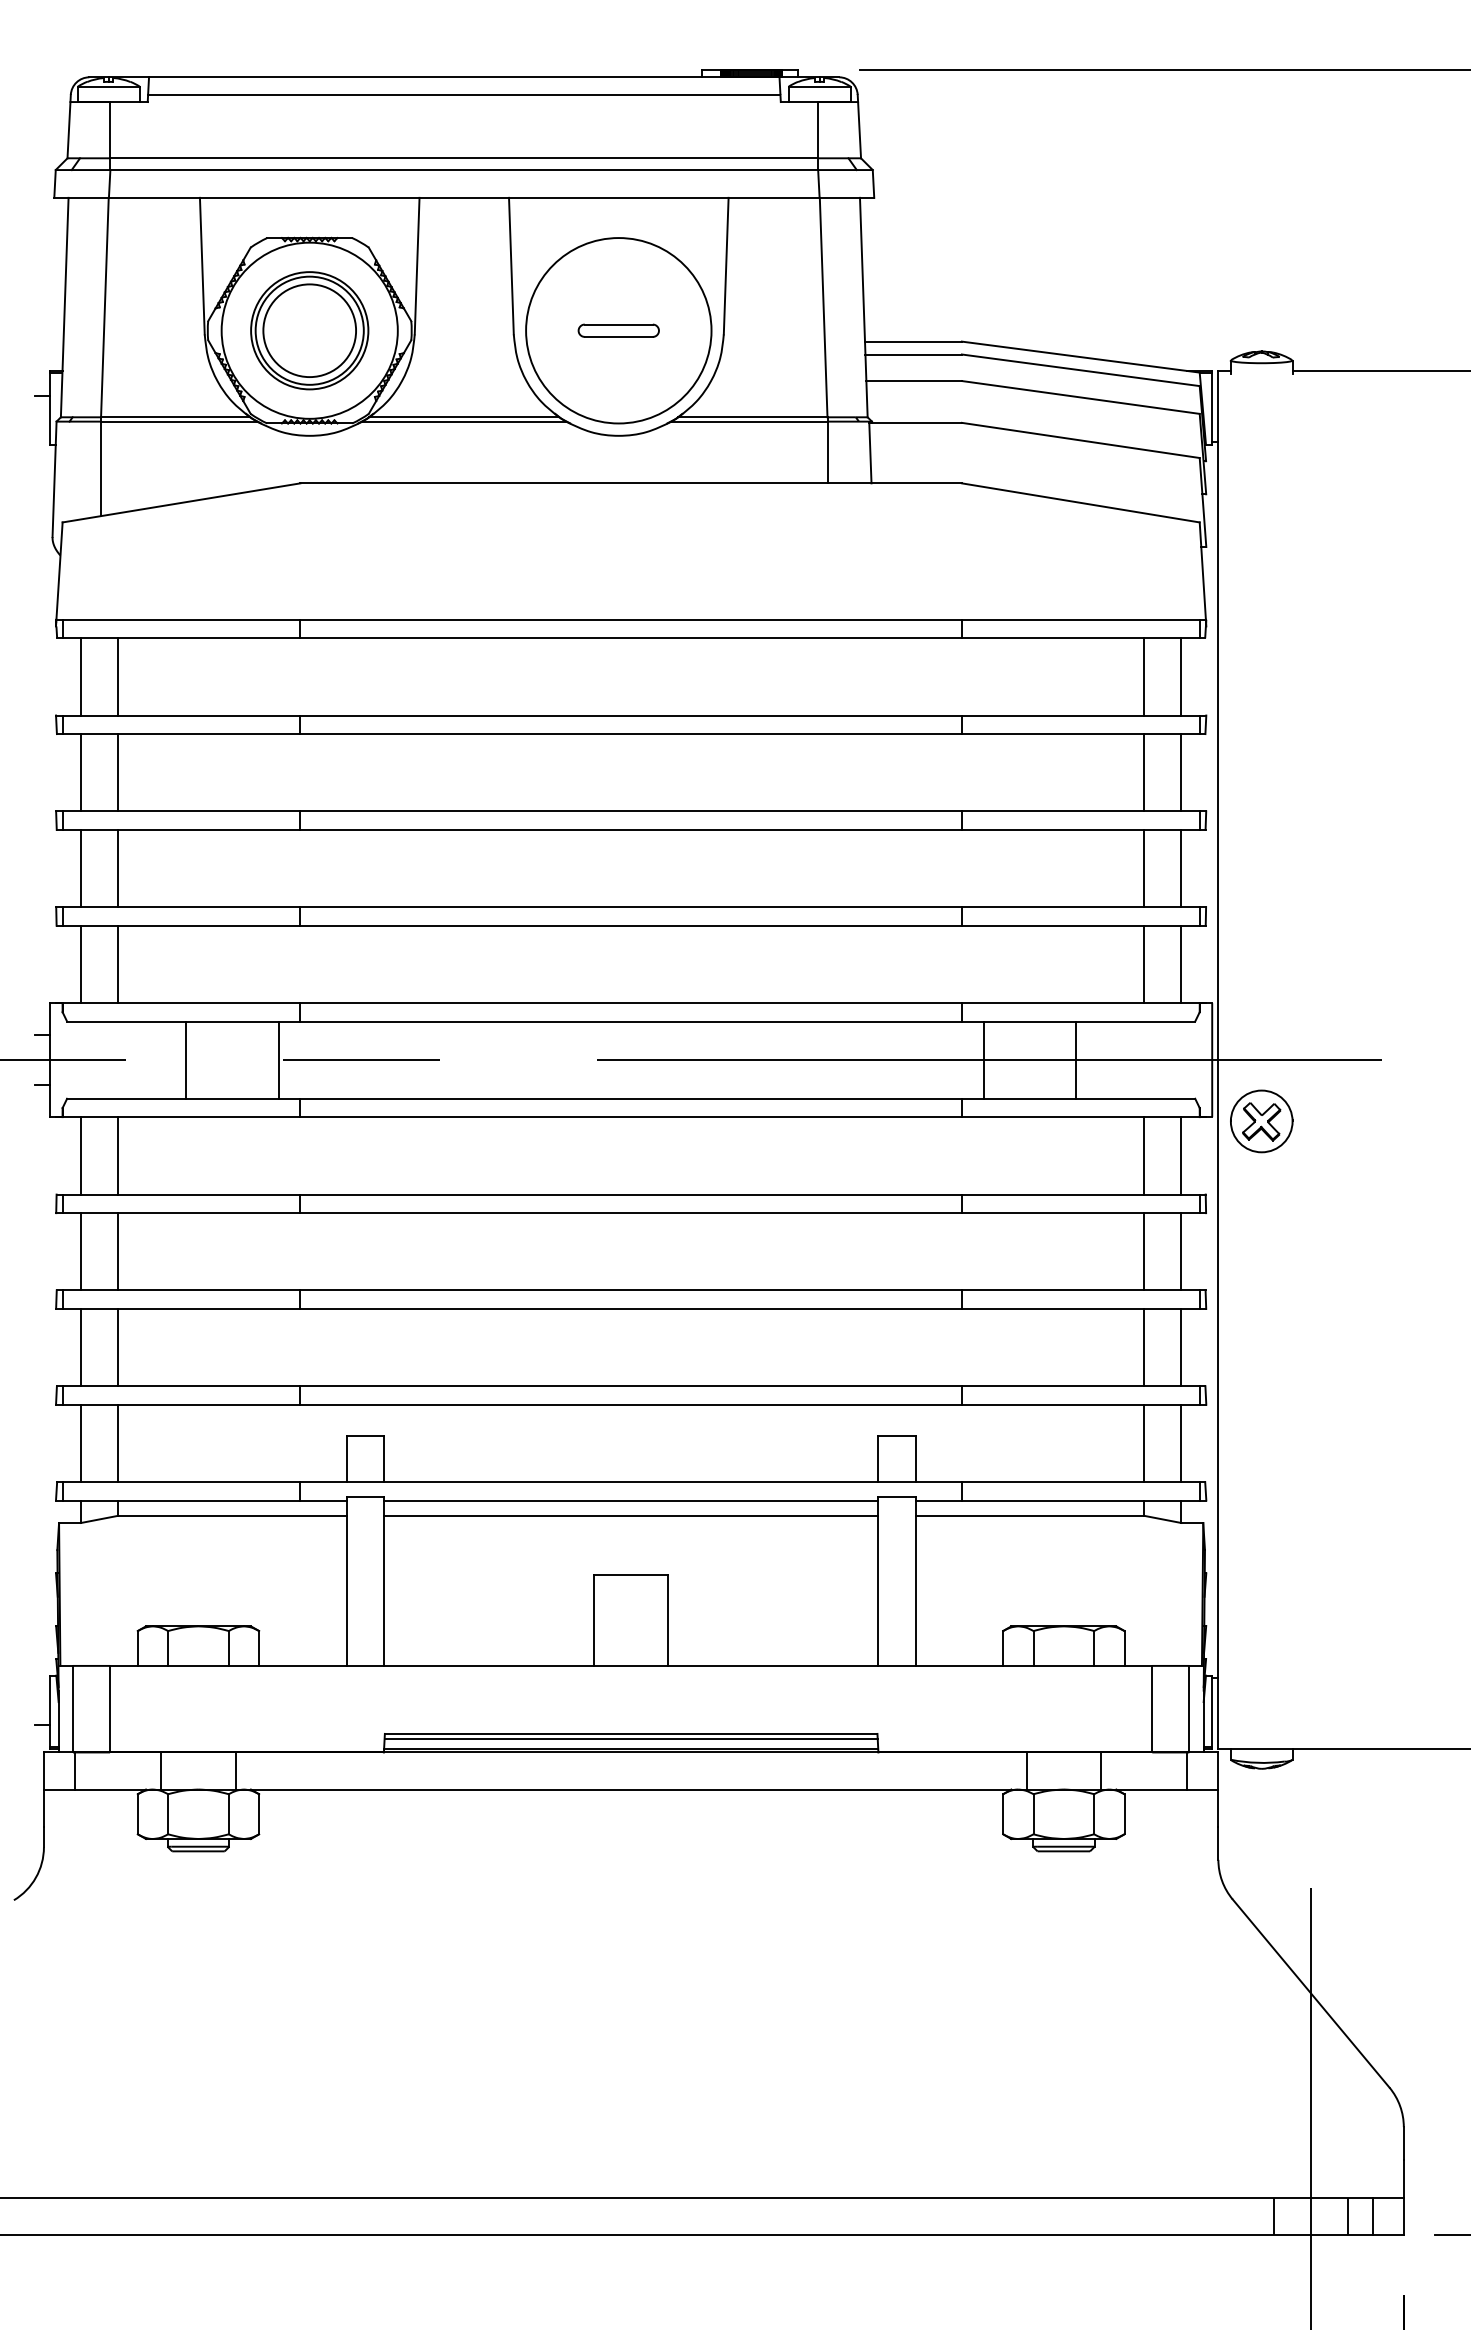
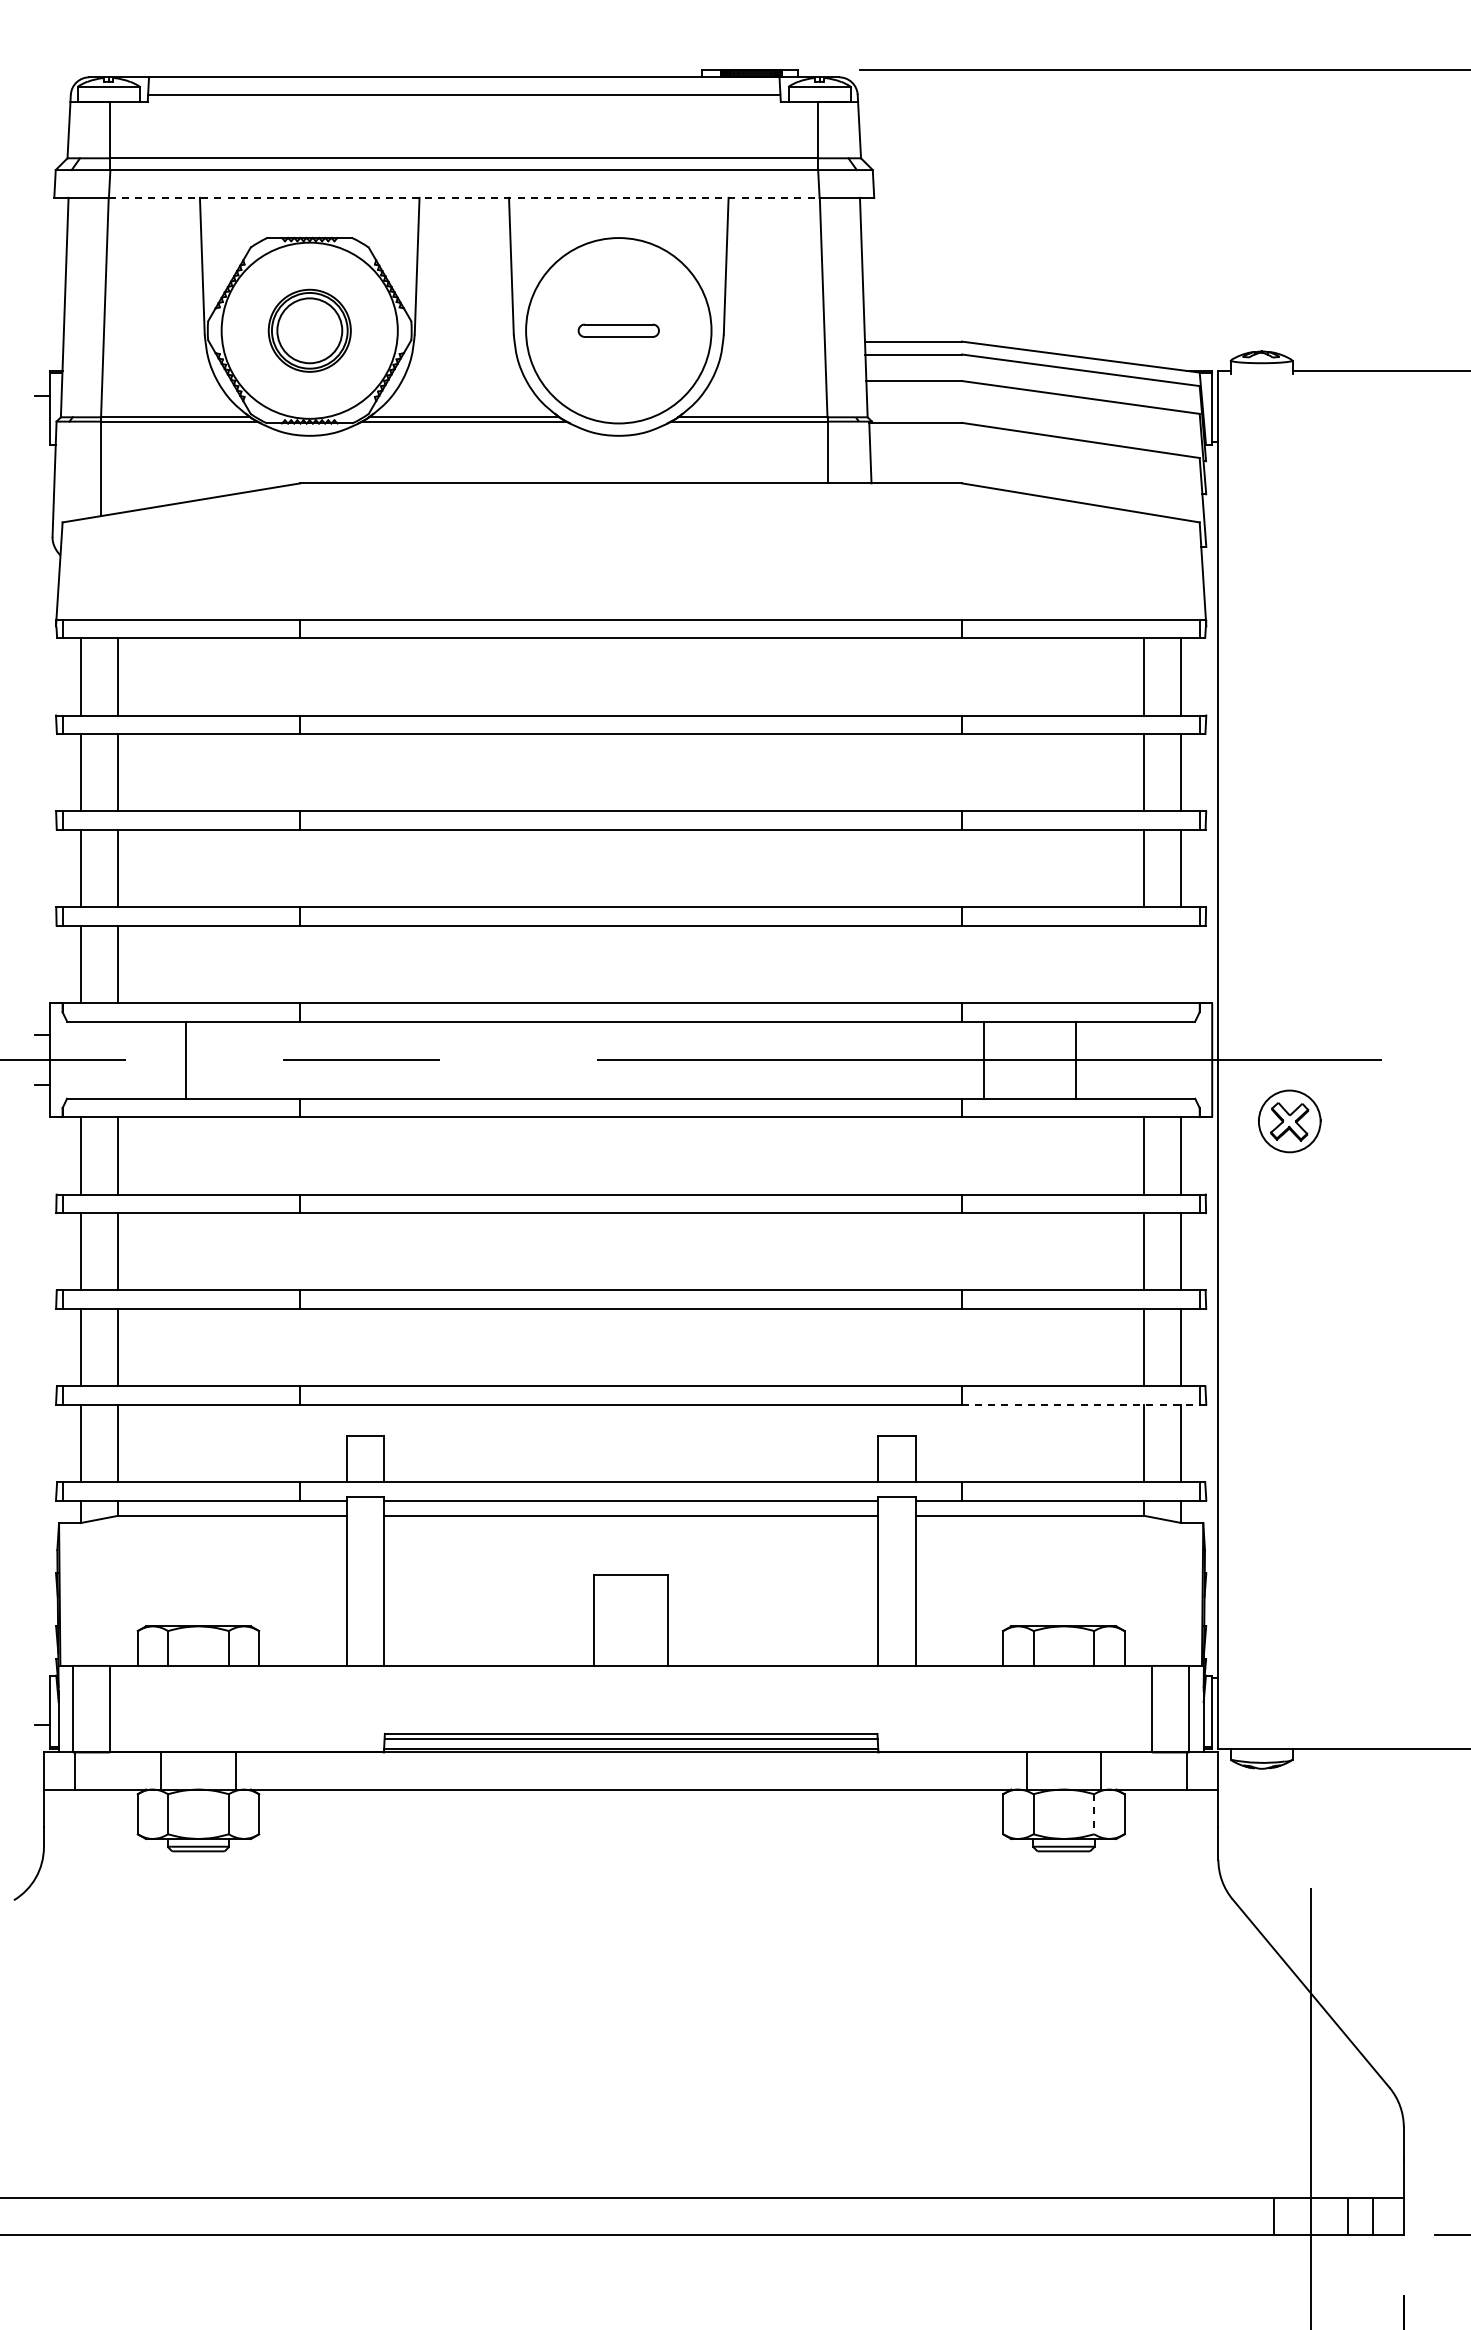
line: solid -> dashed (464, 197)
part size: 120x120 px -> 85x85 px (309, 330)
line: present -> none (1144, 963)
line: present -> none (1181, 963)
line: present -> none (278, 1059)
part position: (1261, 1121) -> (1289, 1121) (1289, 1121)
line: solid -> dashed (1080, 1404)
line: solid -> dashed (1094, 1814)
